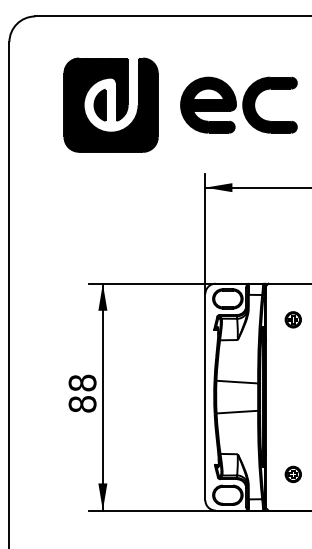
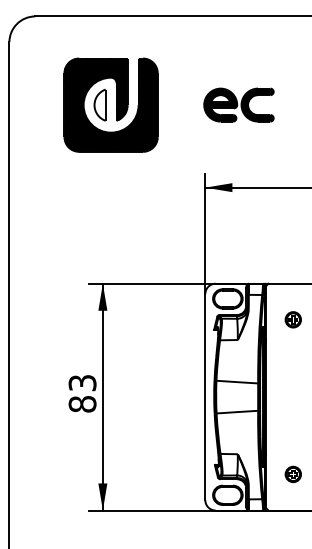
fill: present -> none (99, 104)
part size: 118x58 px -> 72x36 px (238, 104)
text: 88 -> 83 (82, 382)
